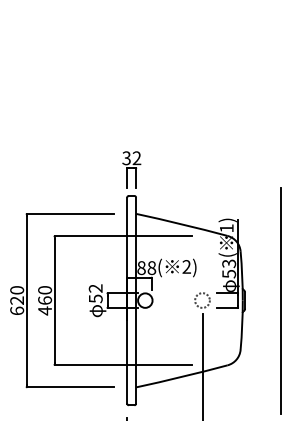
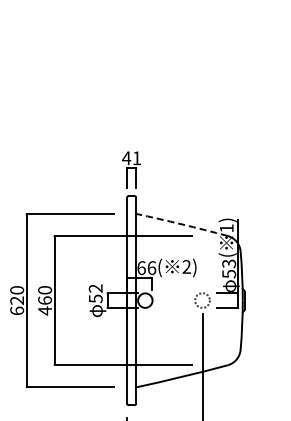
text: 32 -> 41 (131, 158)
arc: solid -> dashed (182, 224)
text: 88 -> 66 (146, 267)
line: present -> none (281, 300)
